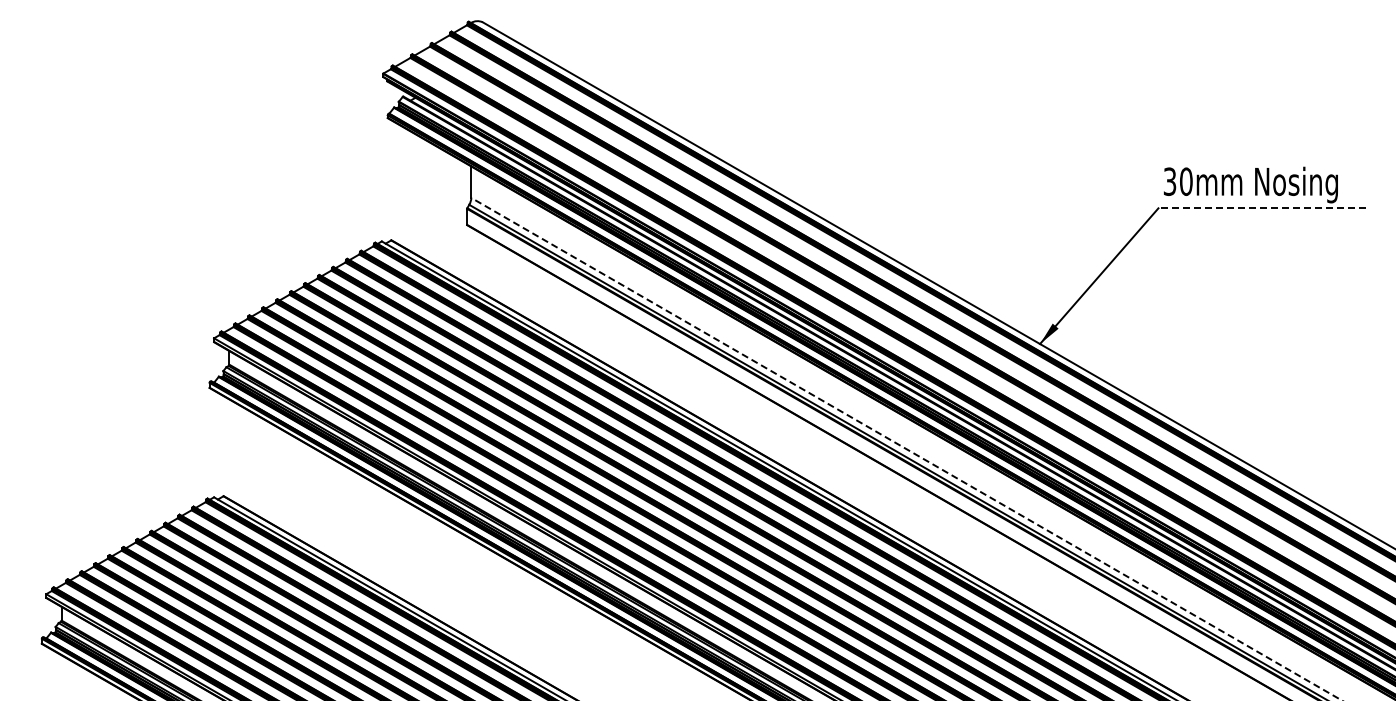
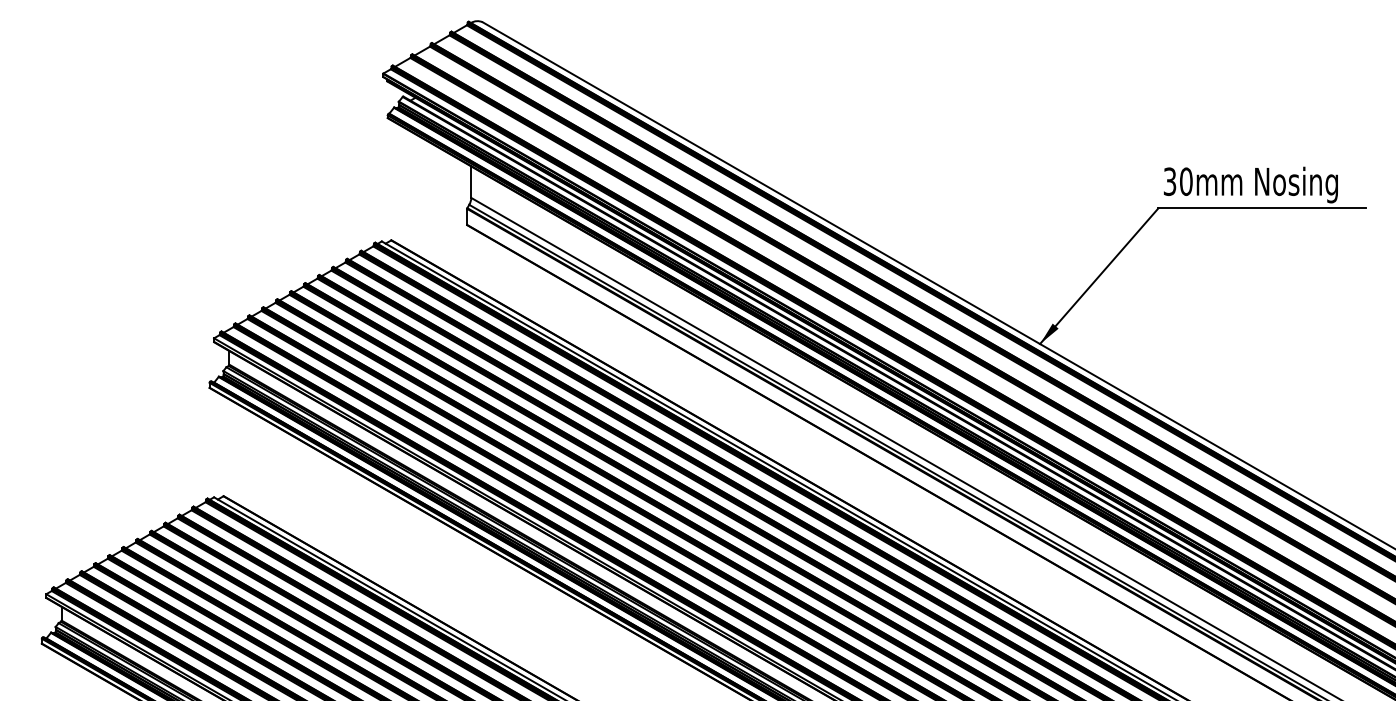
line: dashed -> solid (1262, 208)
line: dashed -> solid (906, 449)
